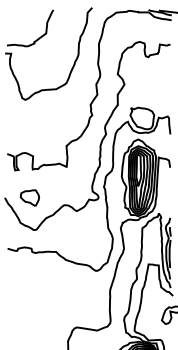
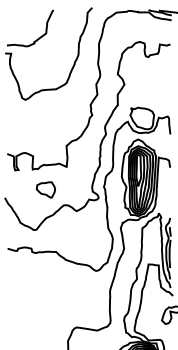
part position: (29, 197) -> (45, 189) (45, 189)
